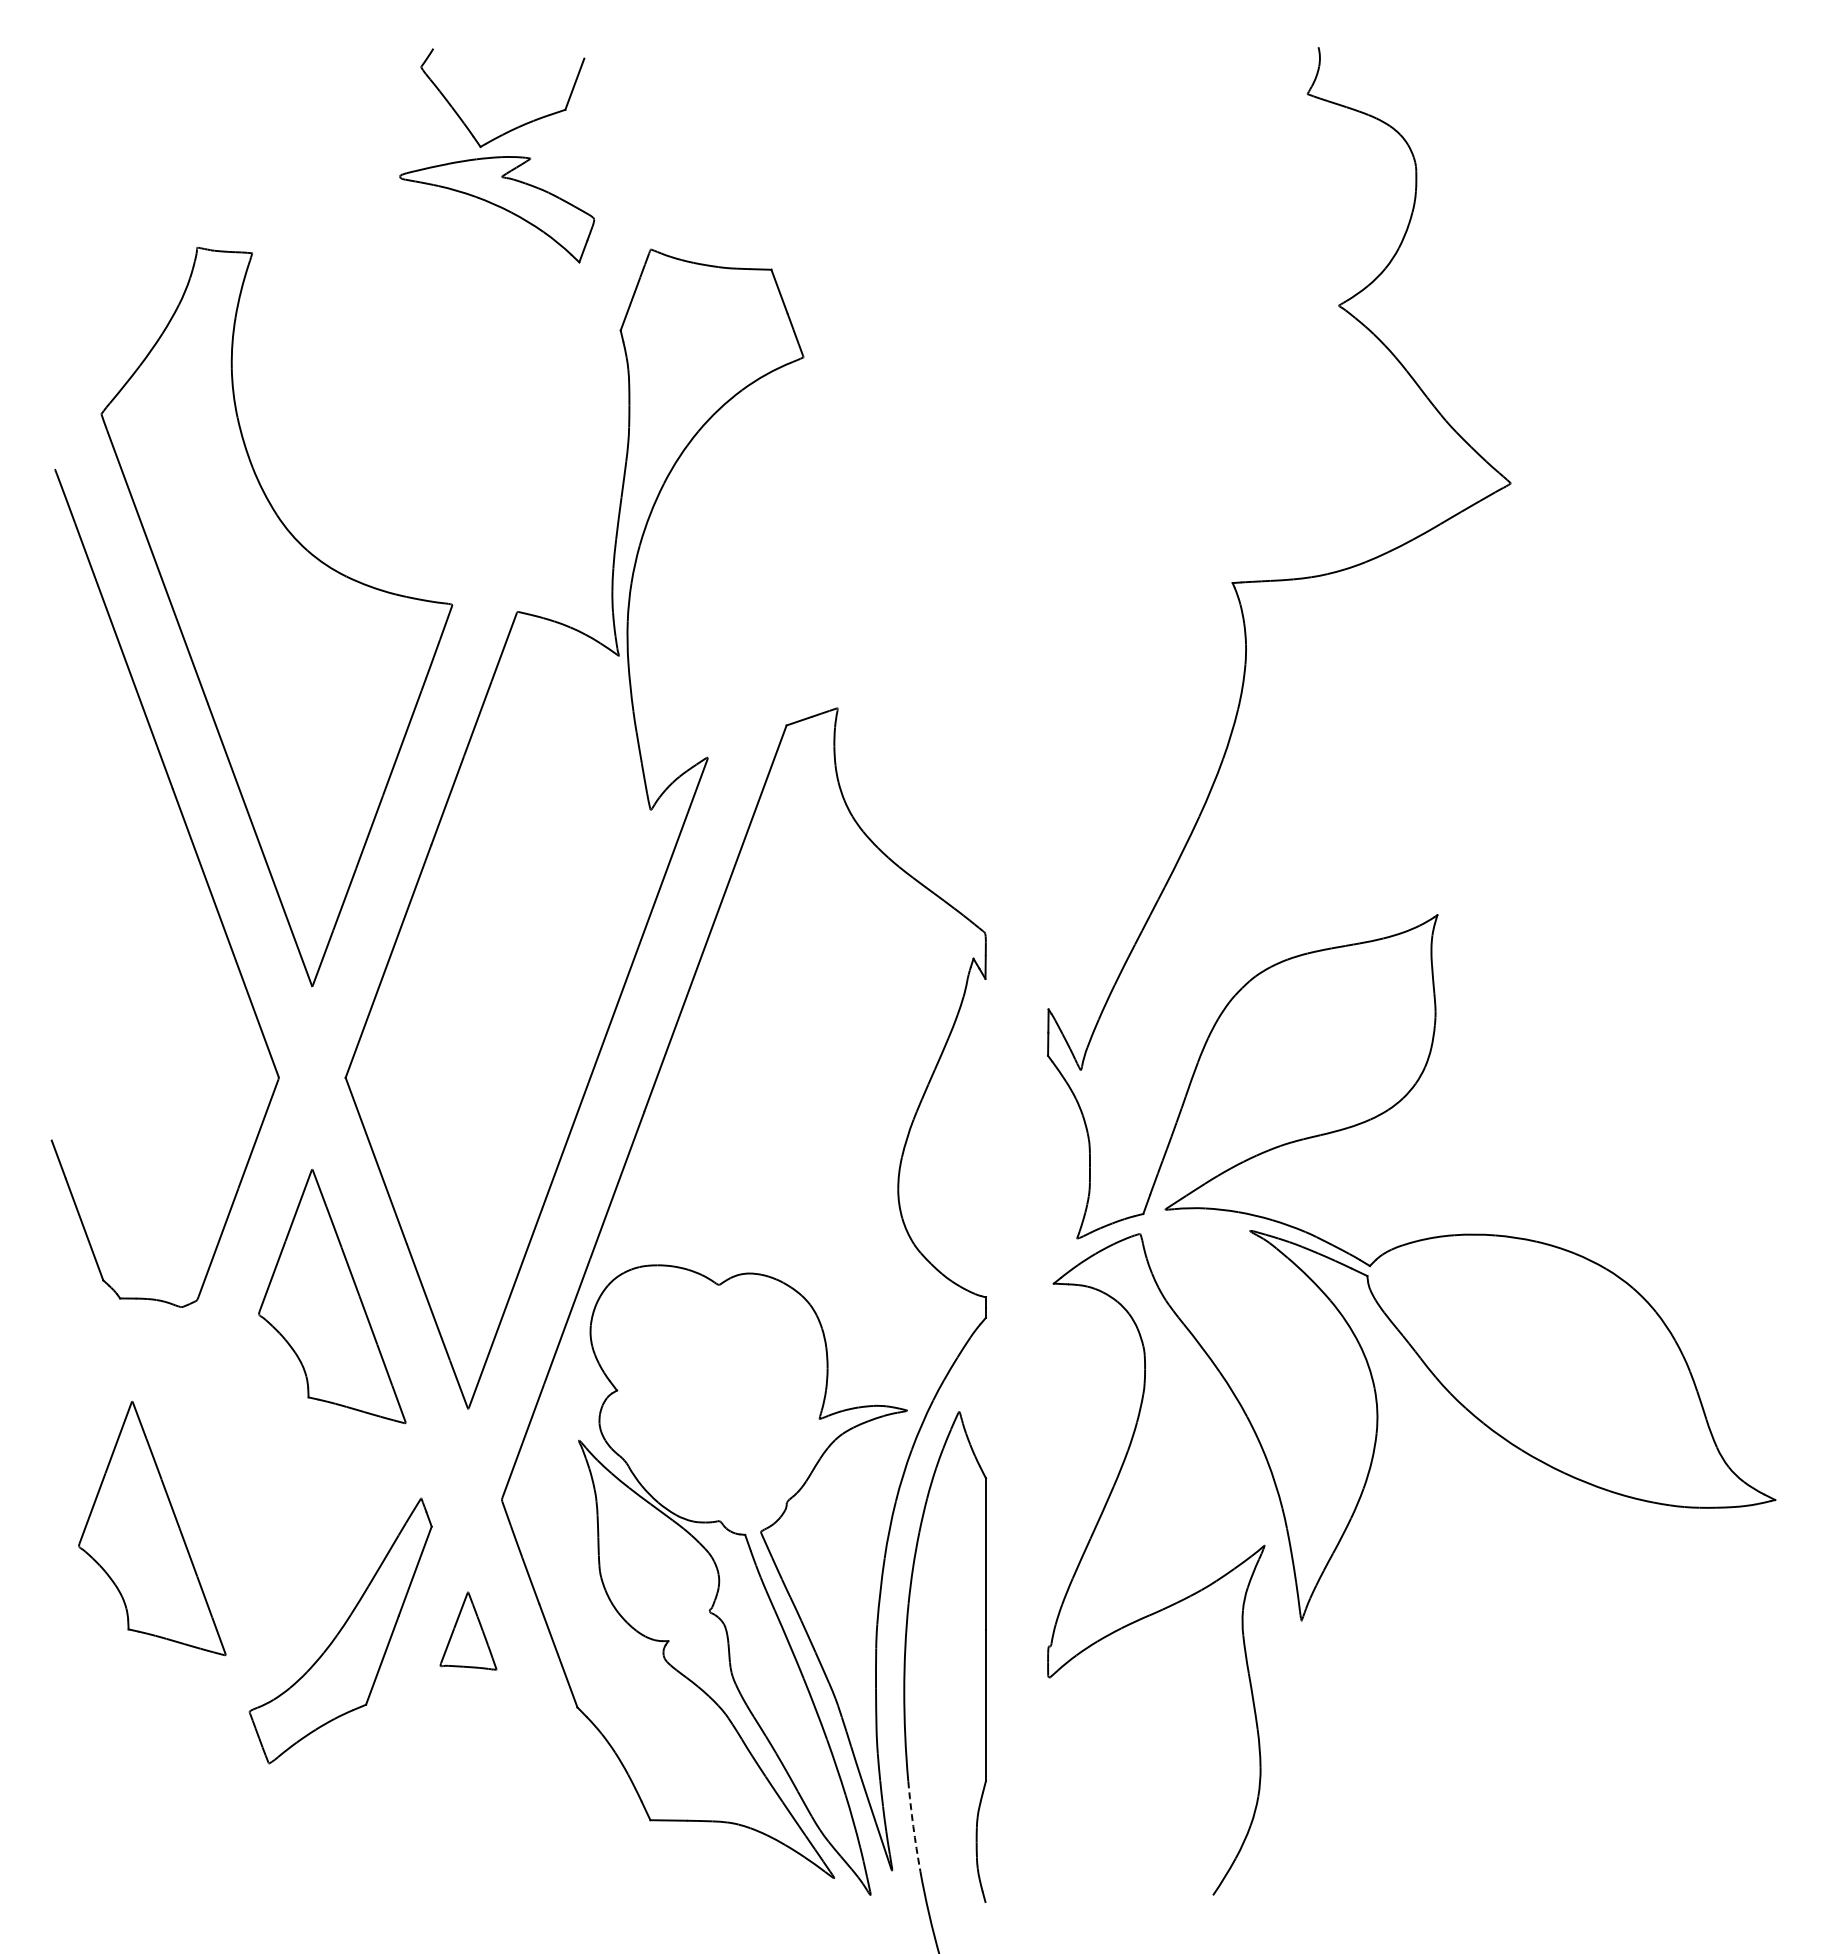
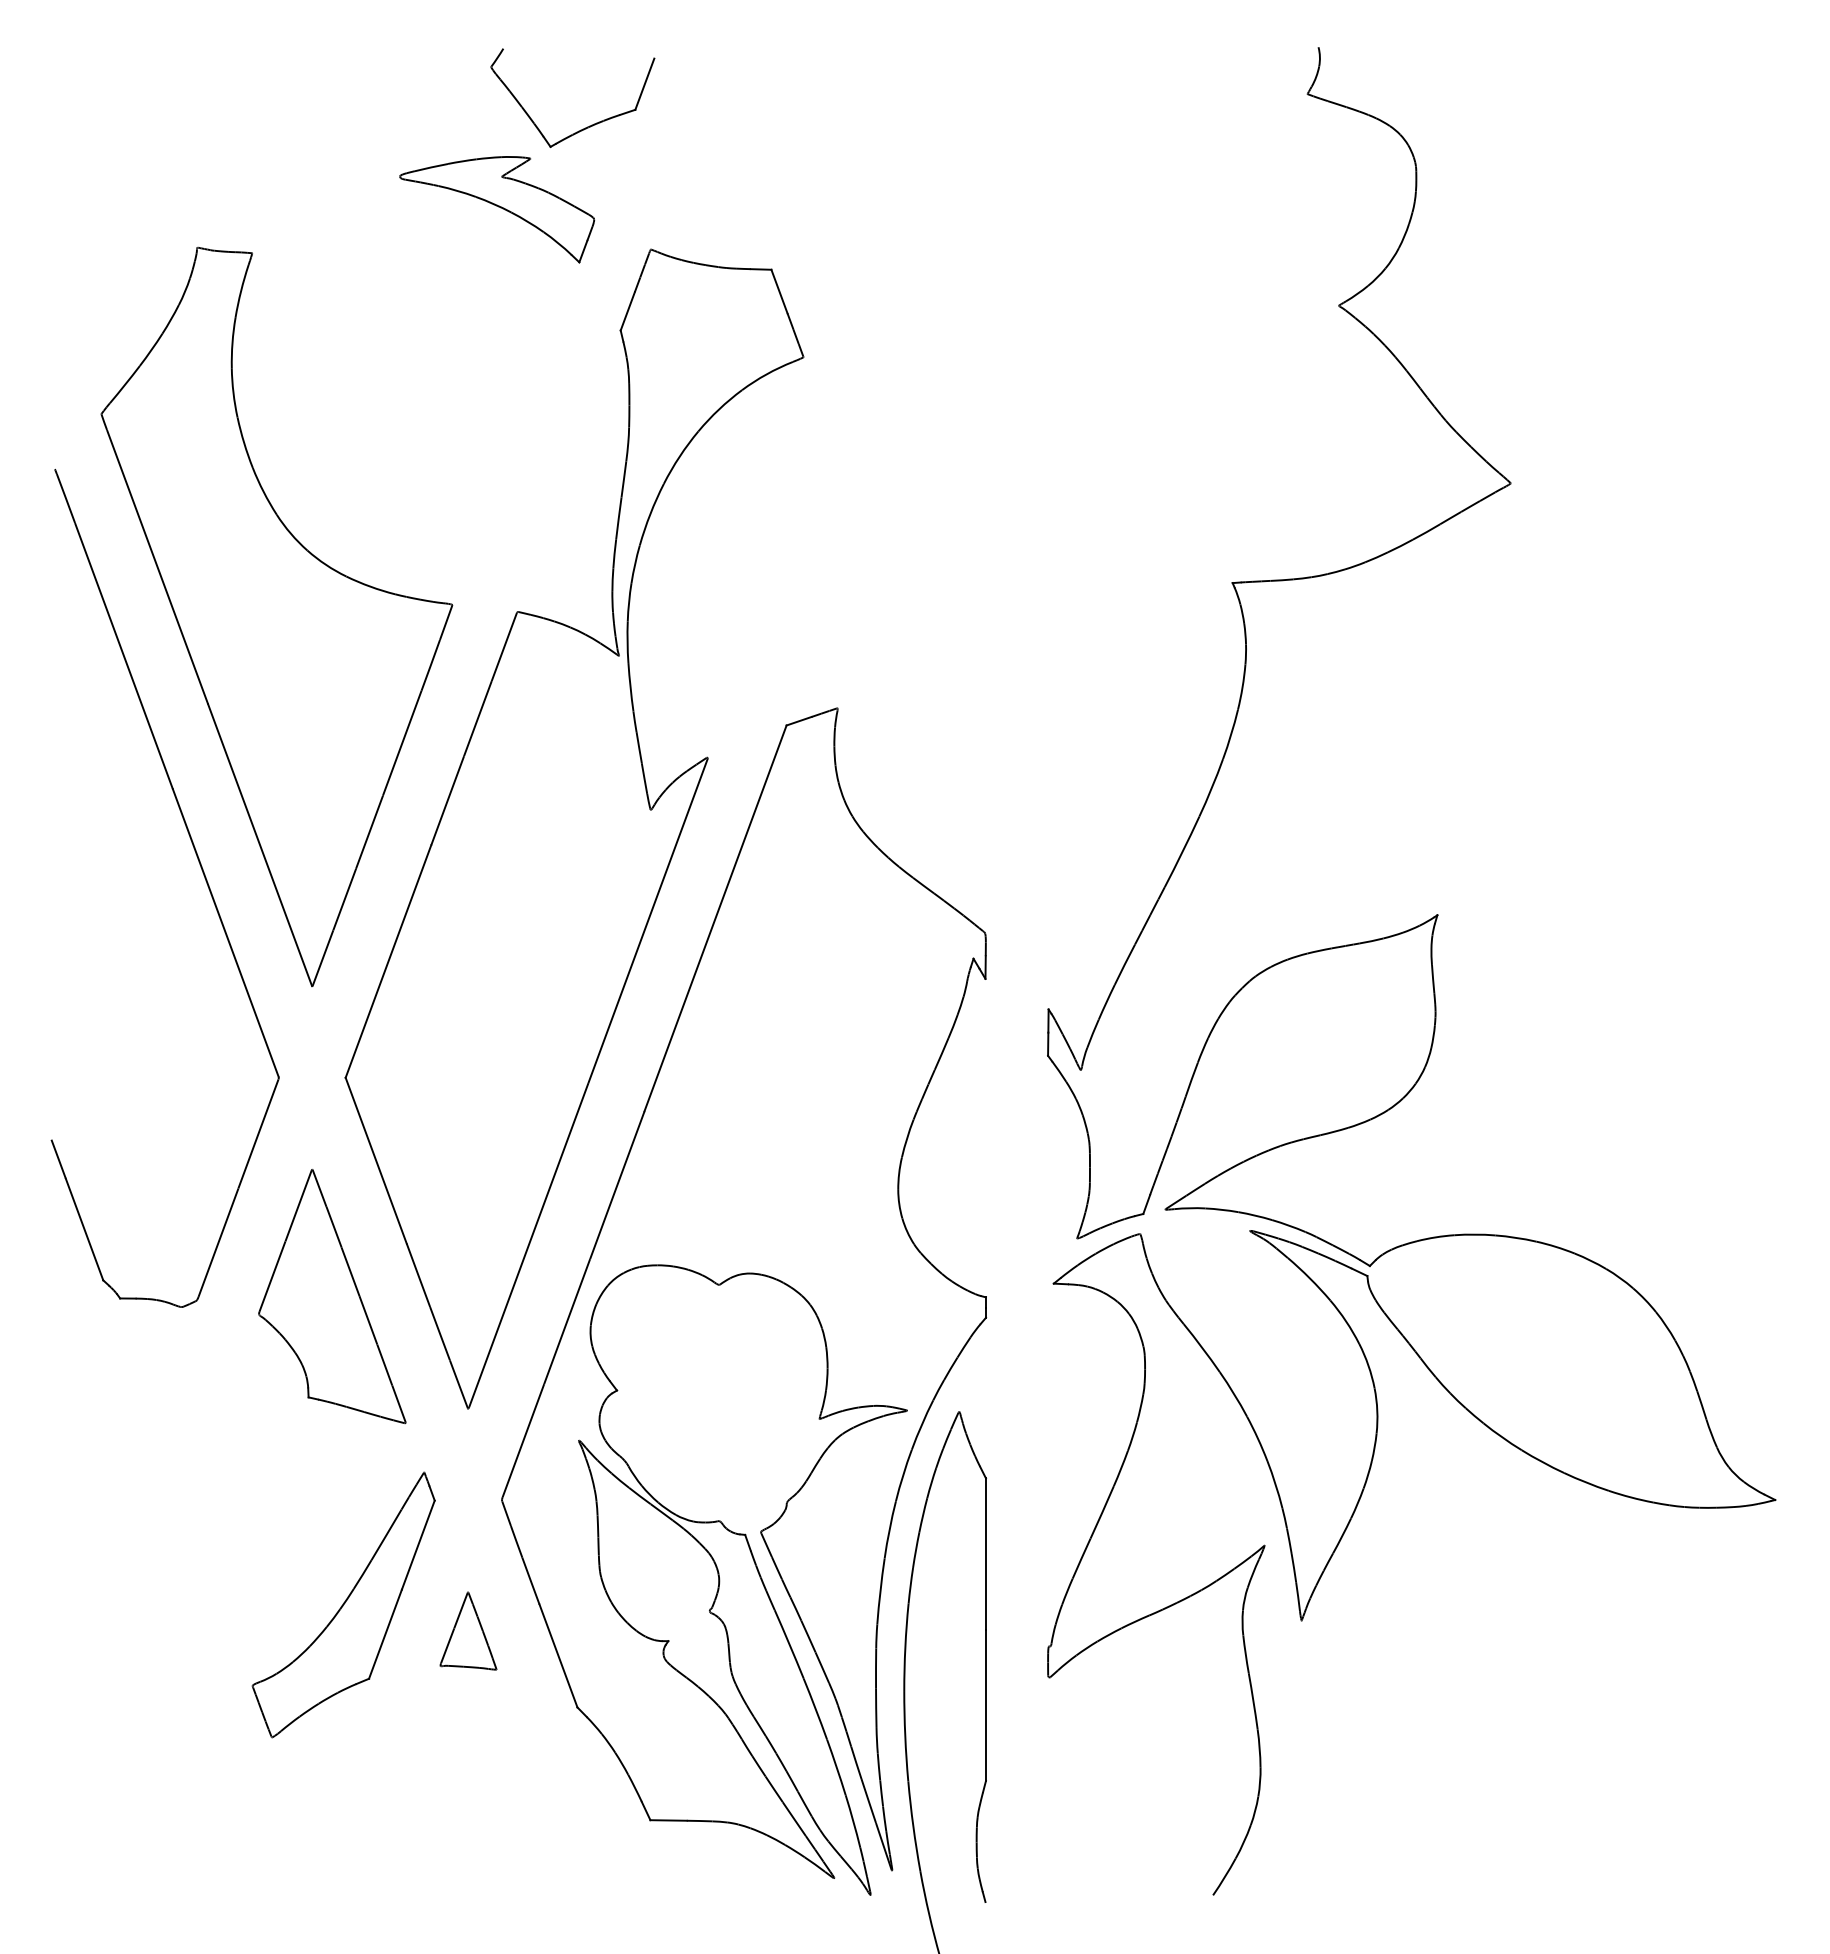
part position: (517, 126) -> (587, 126) (587, 126)
part: present -> none (152, 1528)
part position: (340, 1630) -> (343, 1604) (343, 1604)
arc: dashed -> solid (913, 1826)
